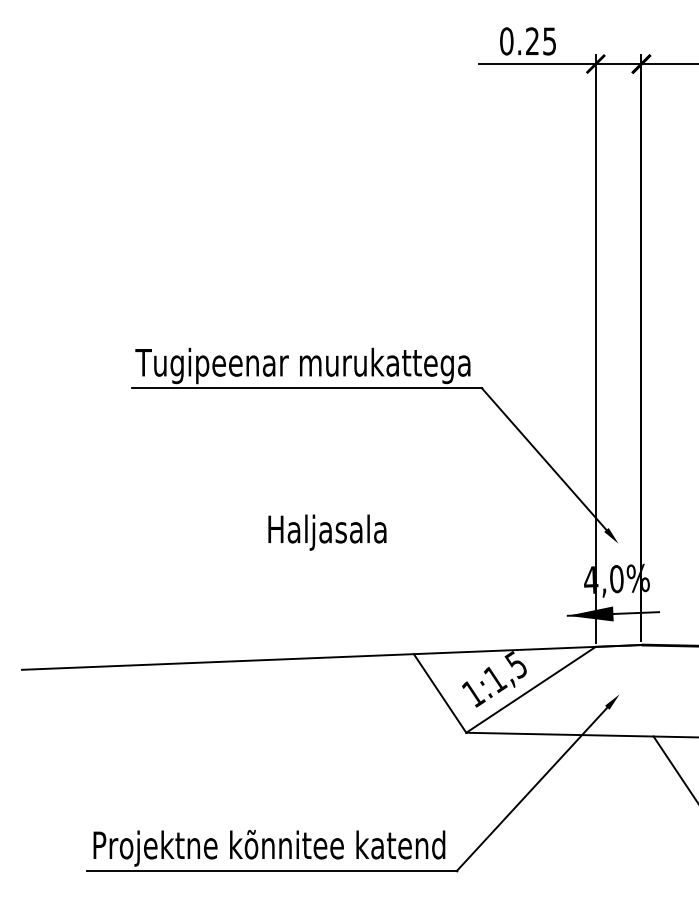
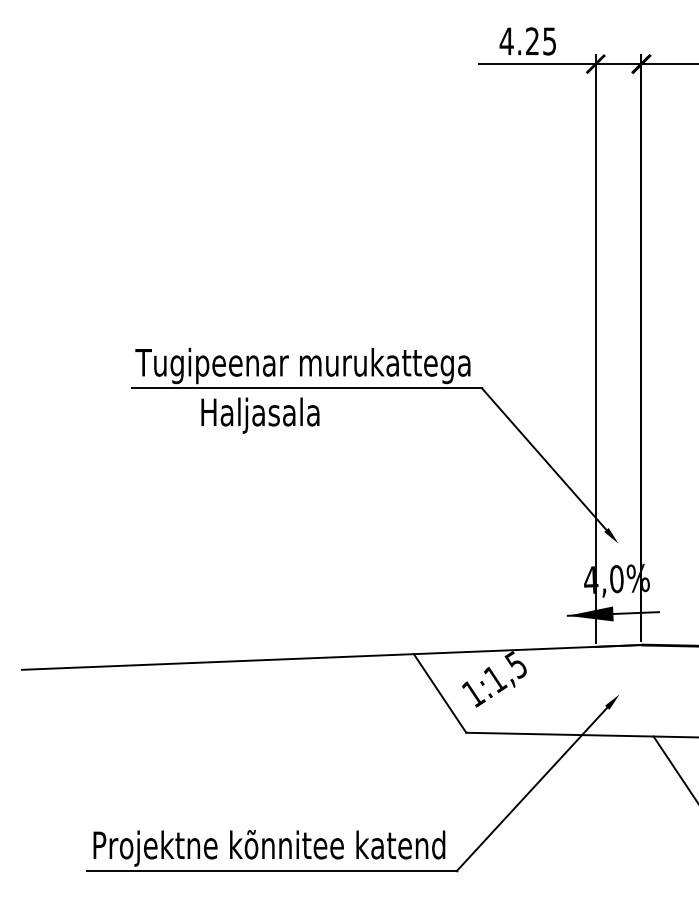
text: 0.25 -> 4.25 (506, 41)
text position: (327, 532) -> (260, 415) (260, 415)
line: present -> none (530, 689)
